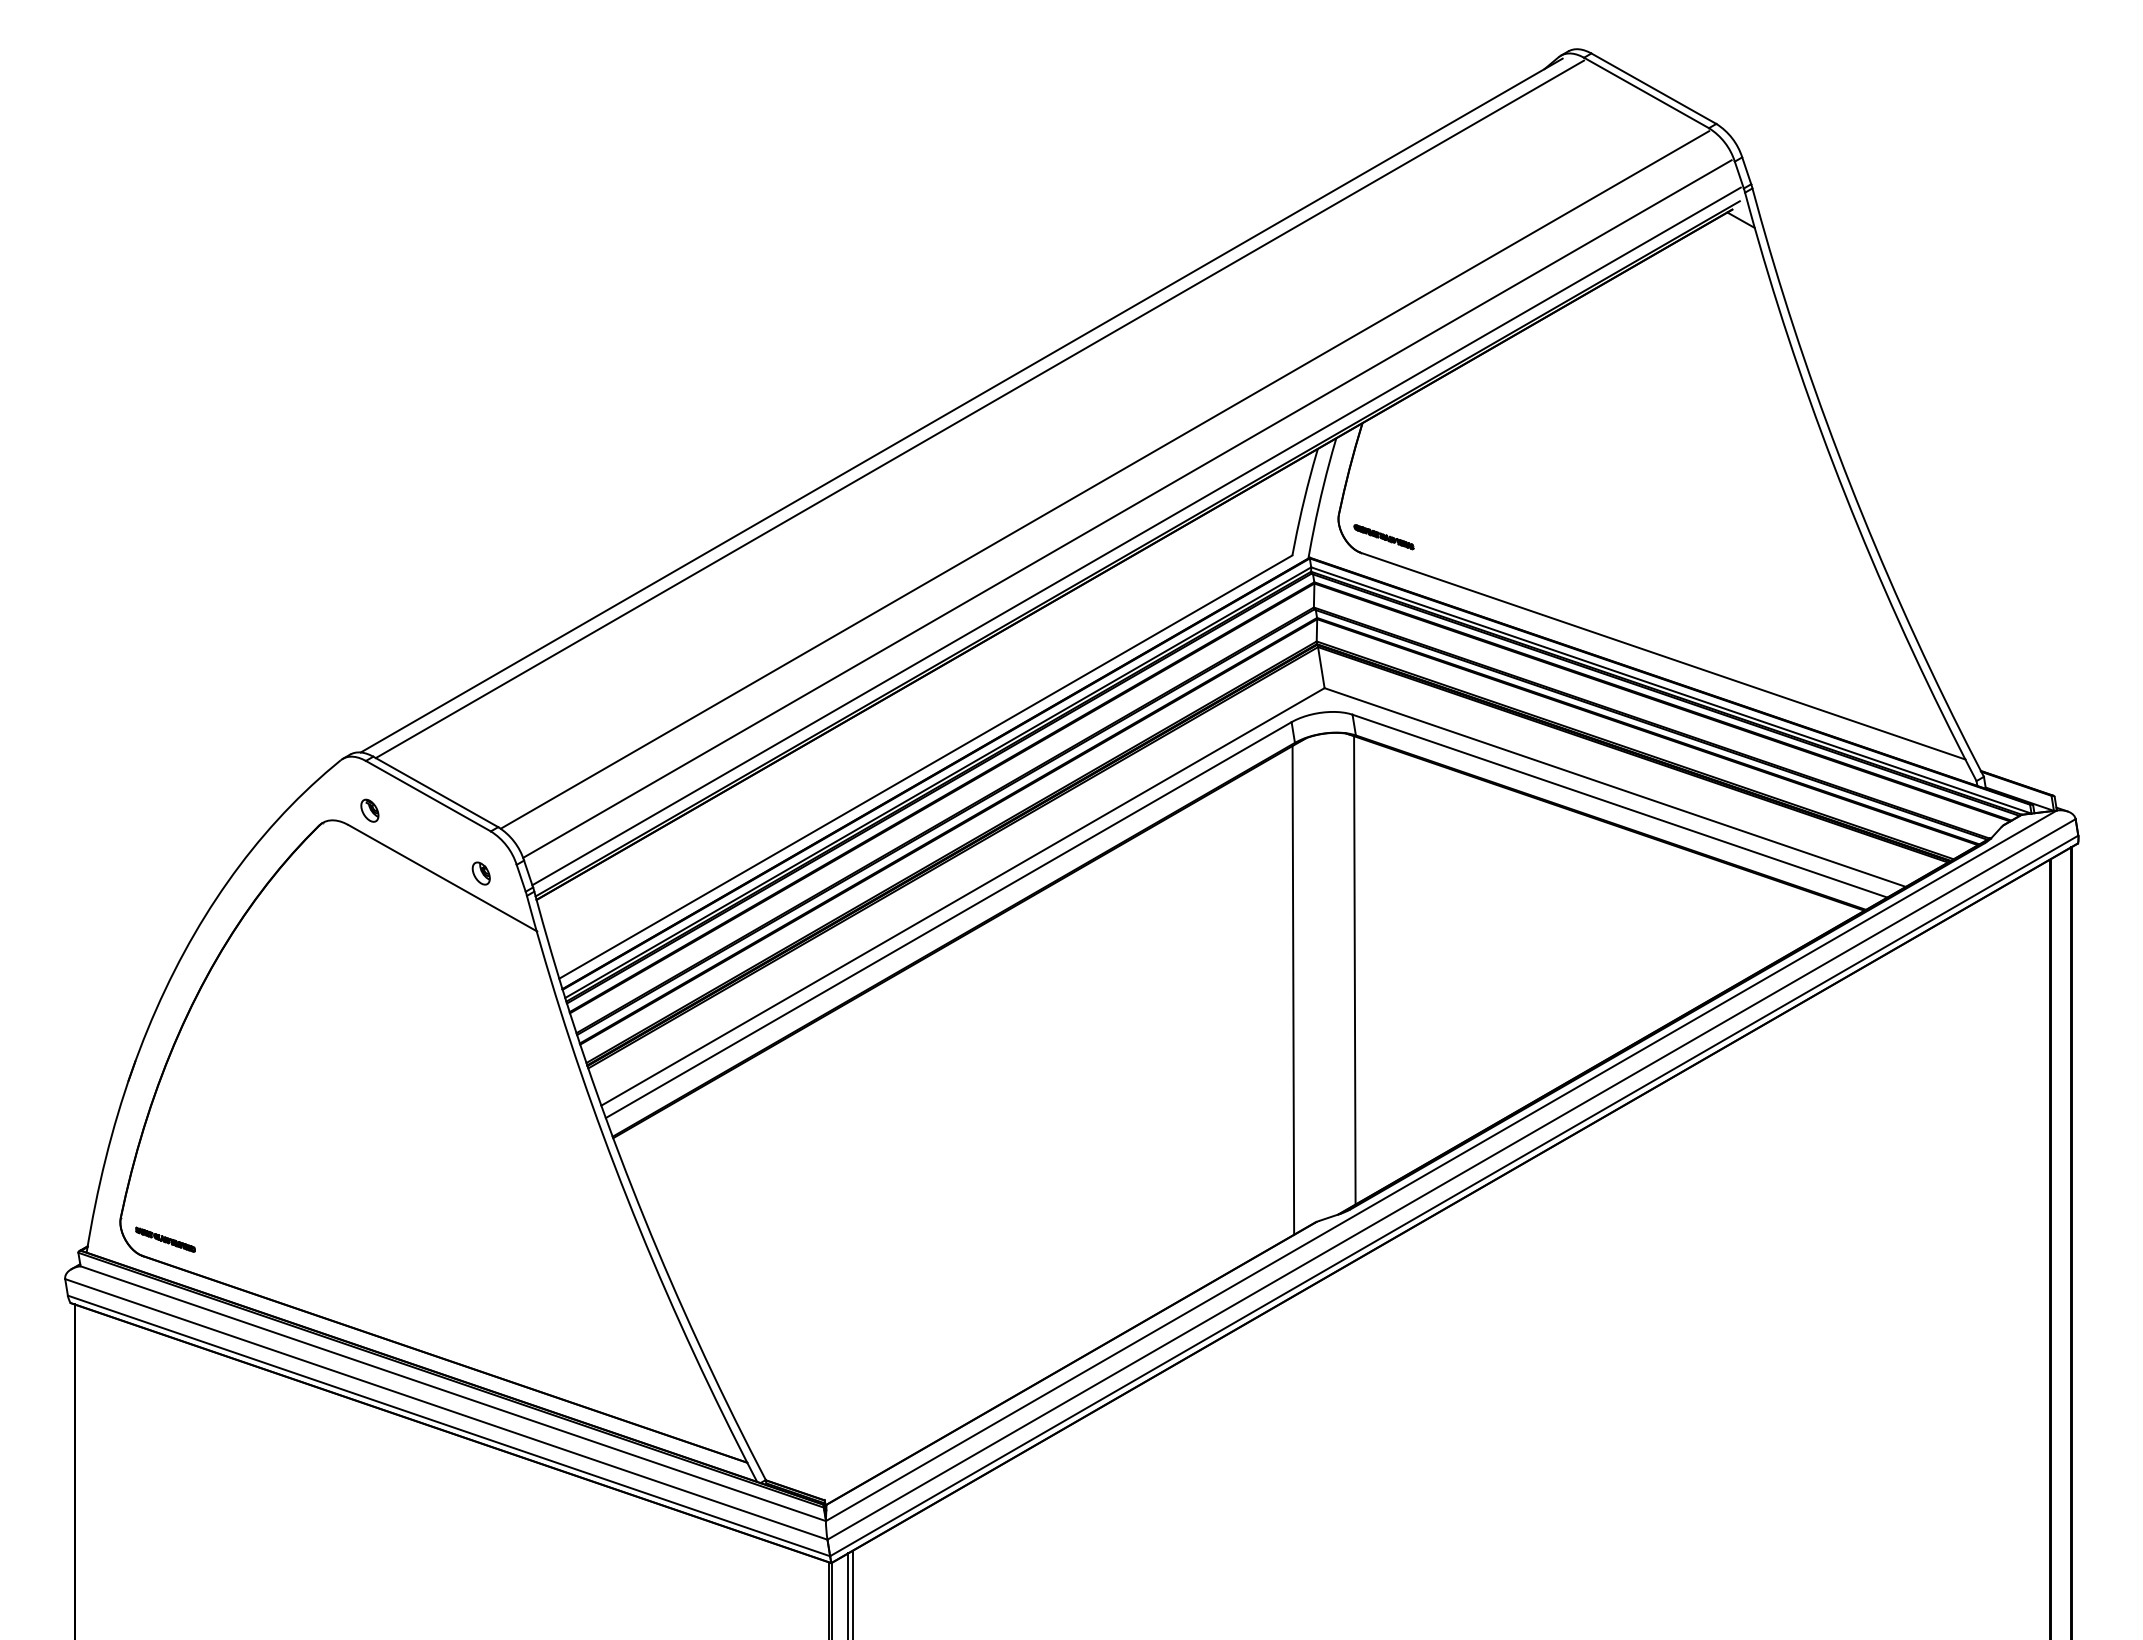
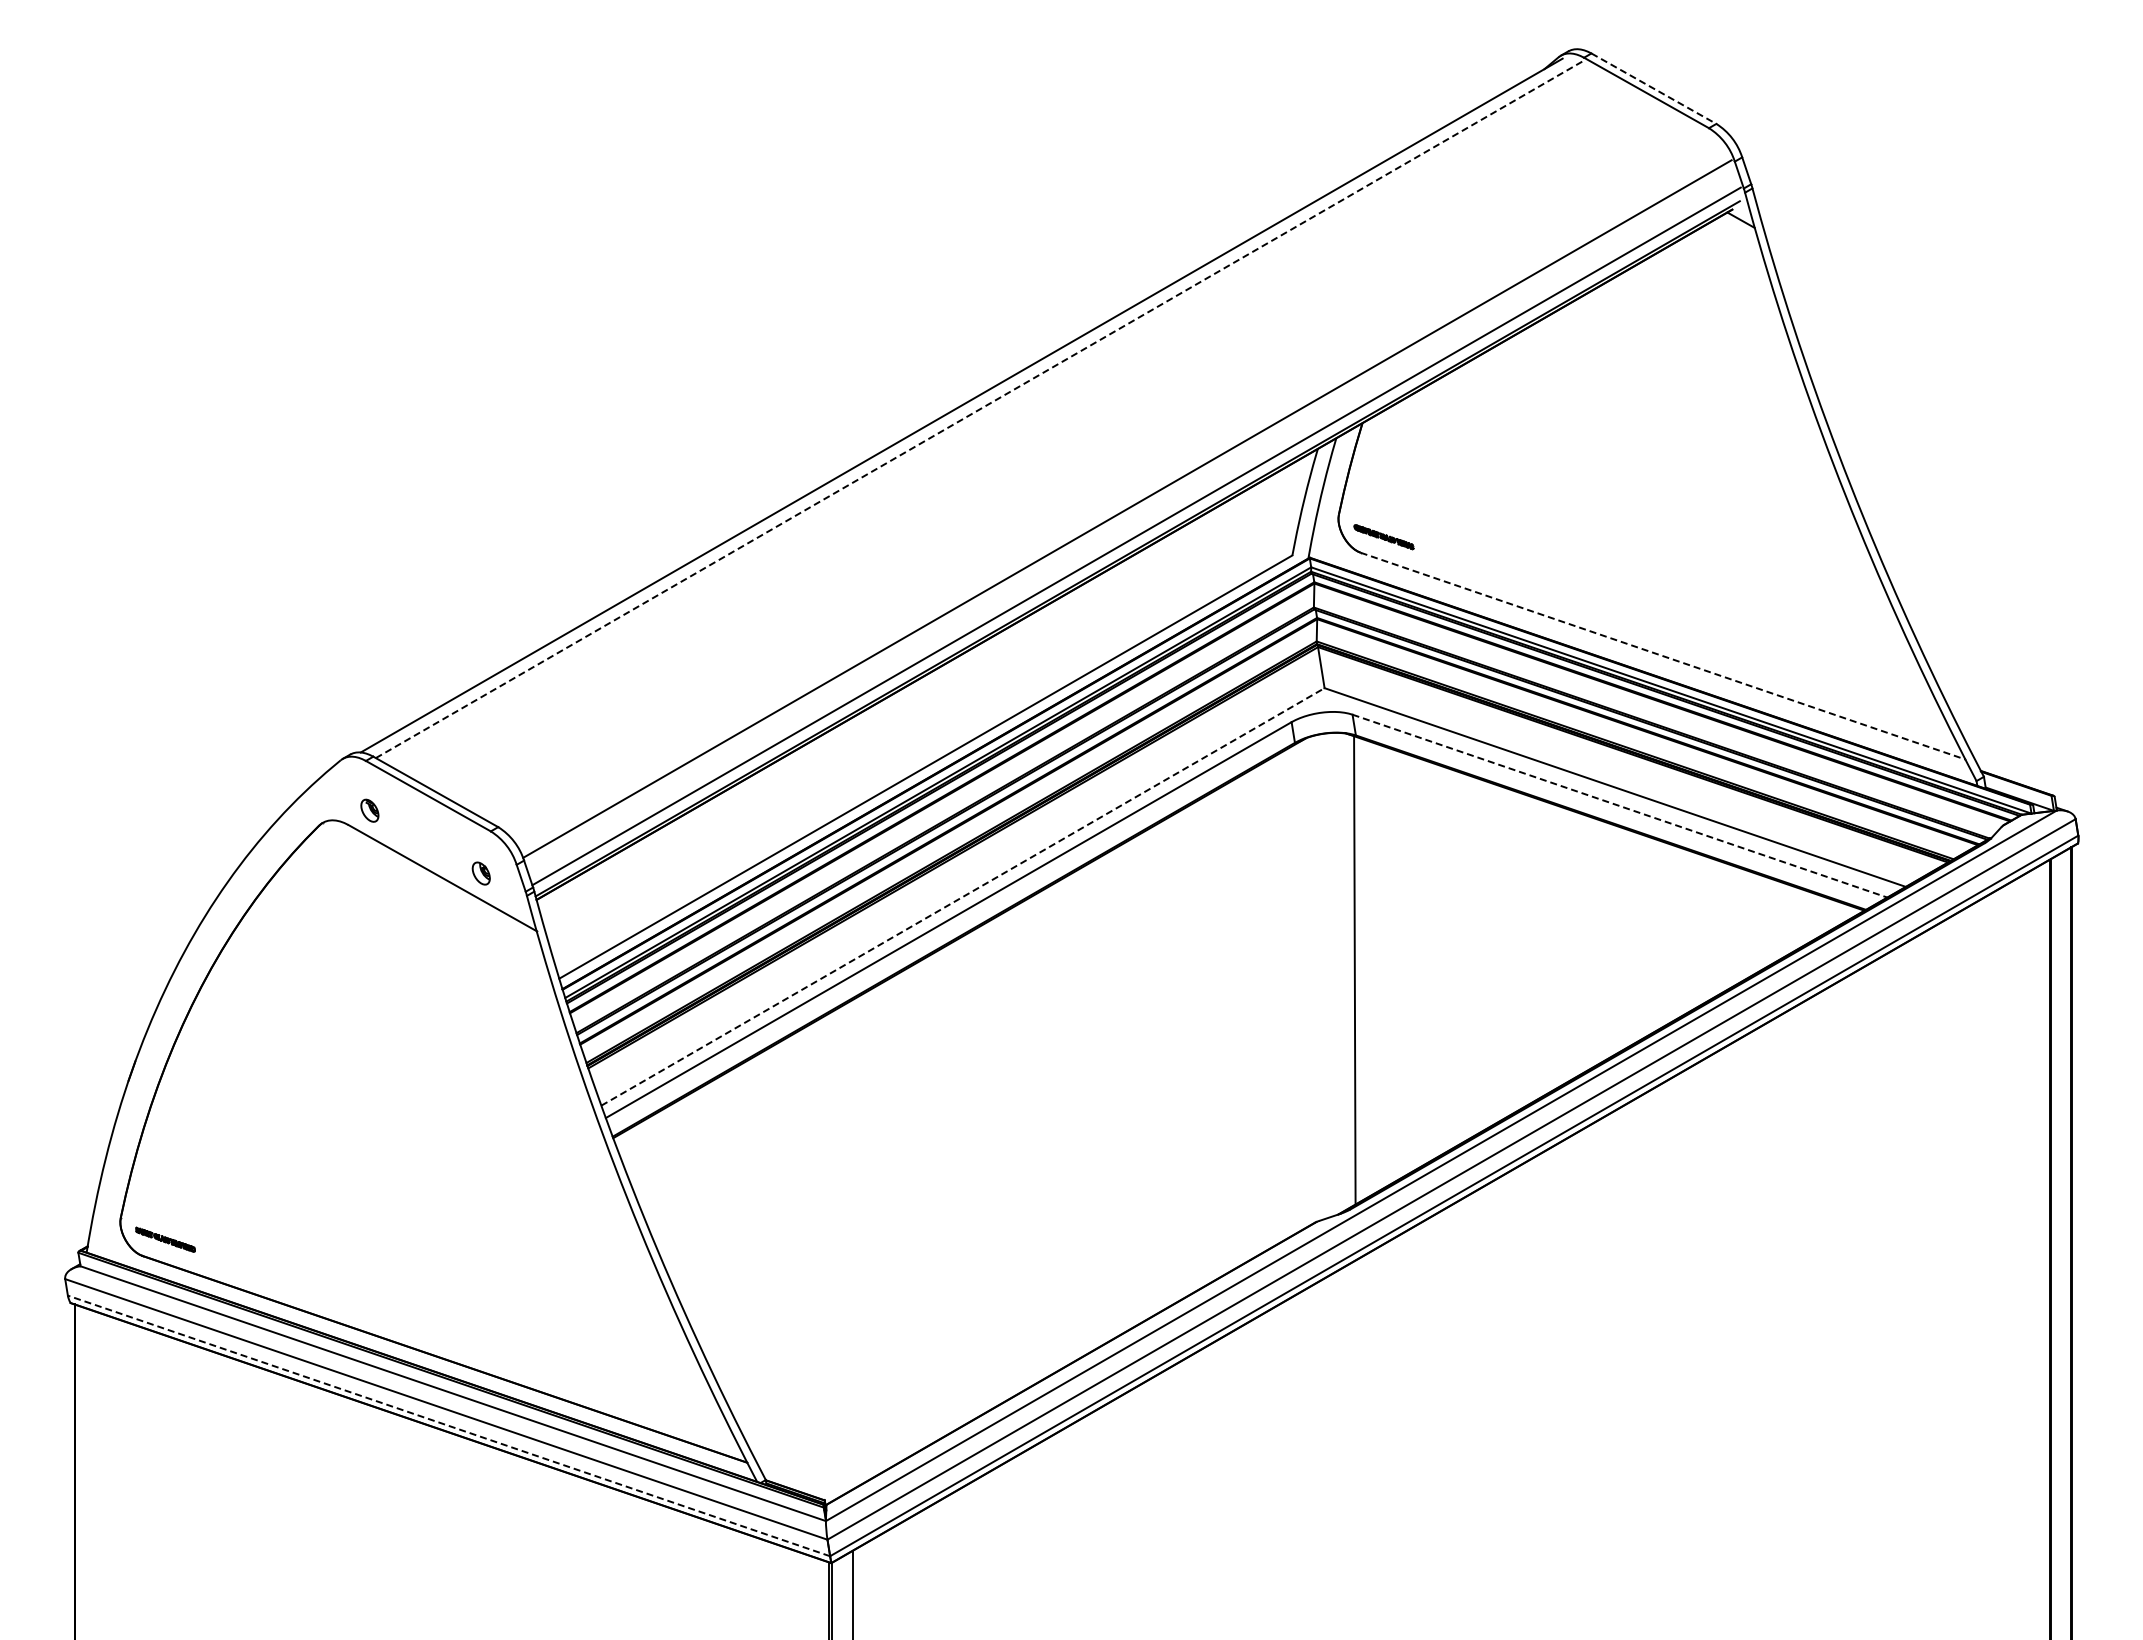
line: solid -> dashed (1653, 88)
line: solid -> dashed (979, 409)
line: present -> none (1104, 479)
line: solid -> dashed (1662, 656)
line: solid -> dashed (1619, 806)
line: solid -> dashed (962, 896)
line: present -> none (1293, 990)
line: solid -> dashed (449, 1425)
line: present -> none (848, 1594)
